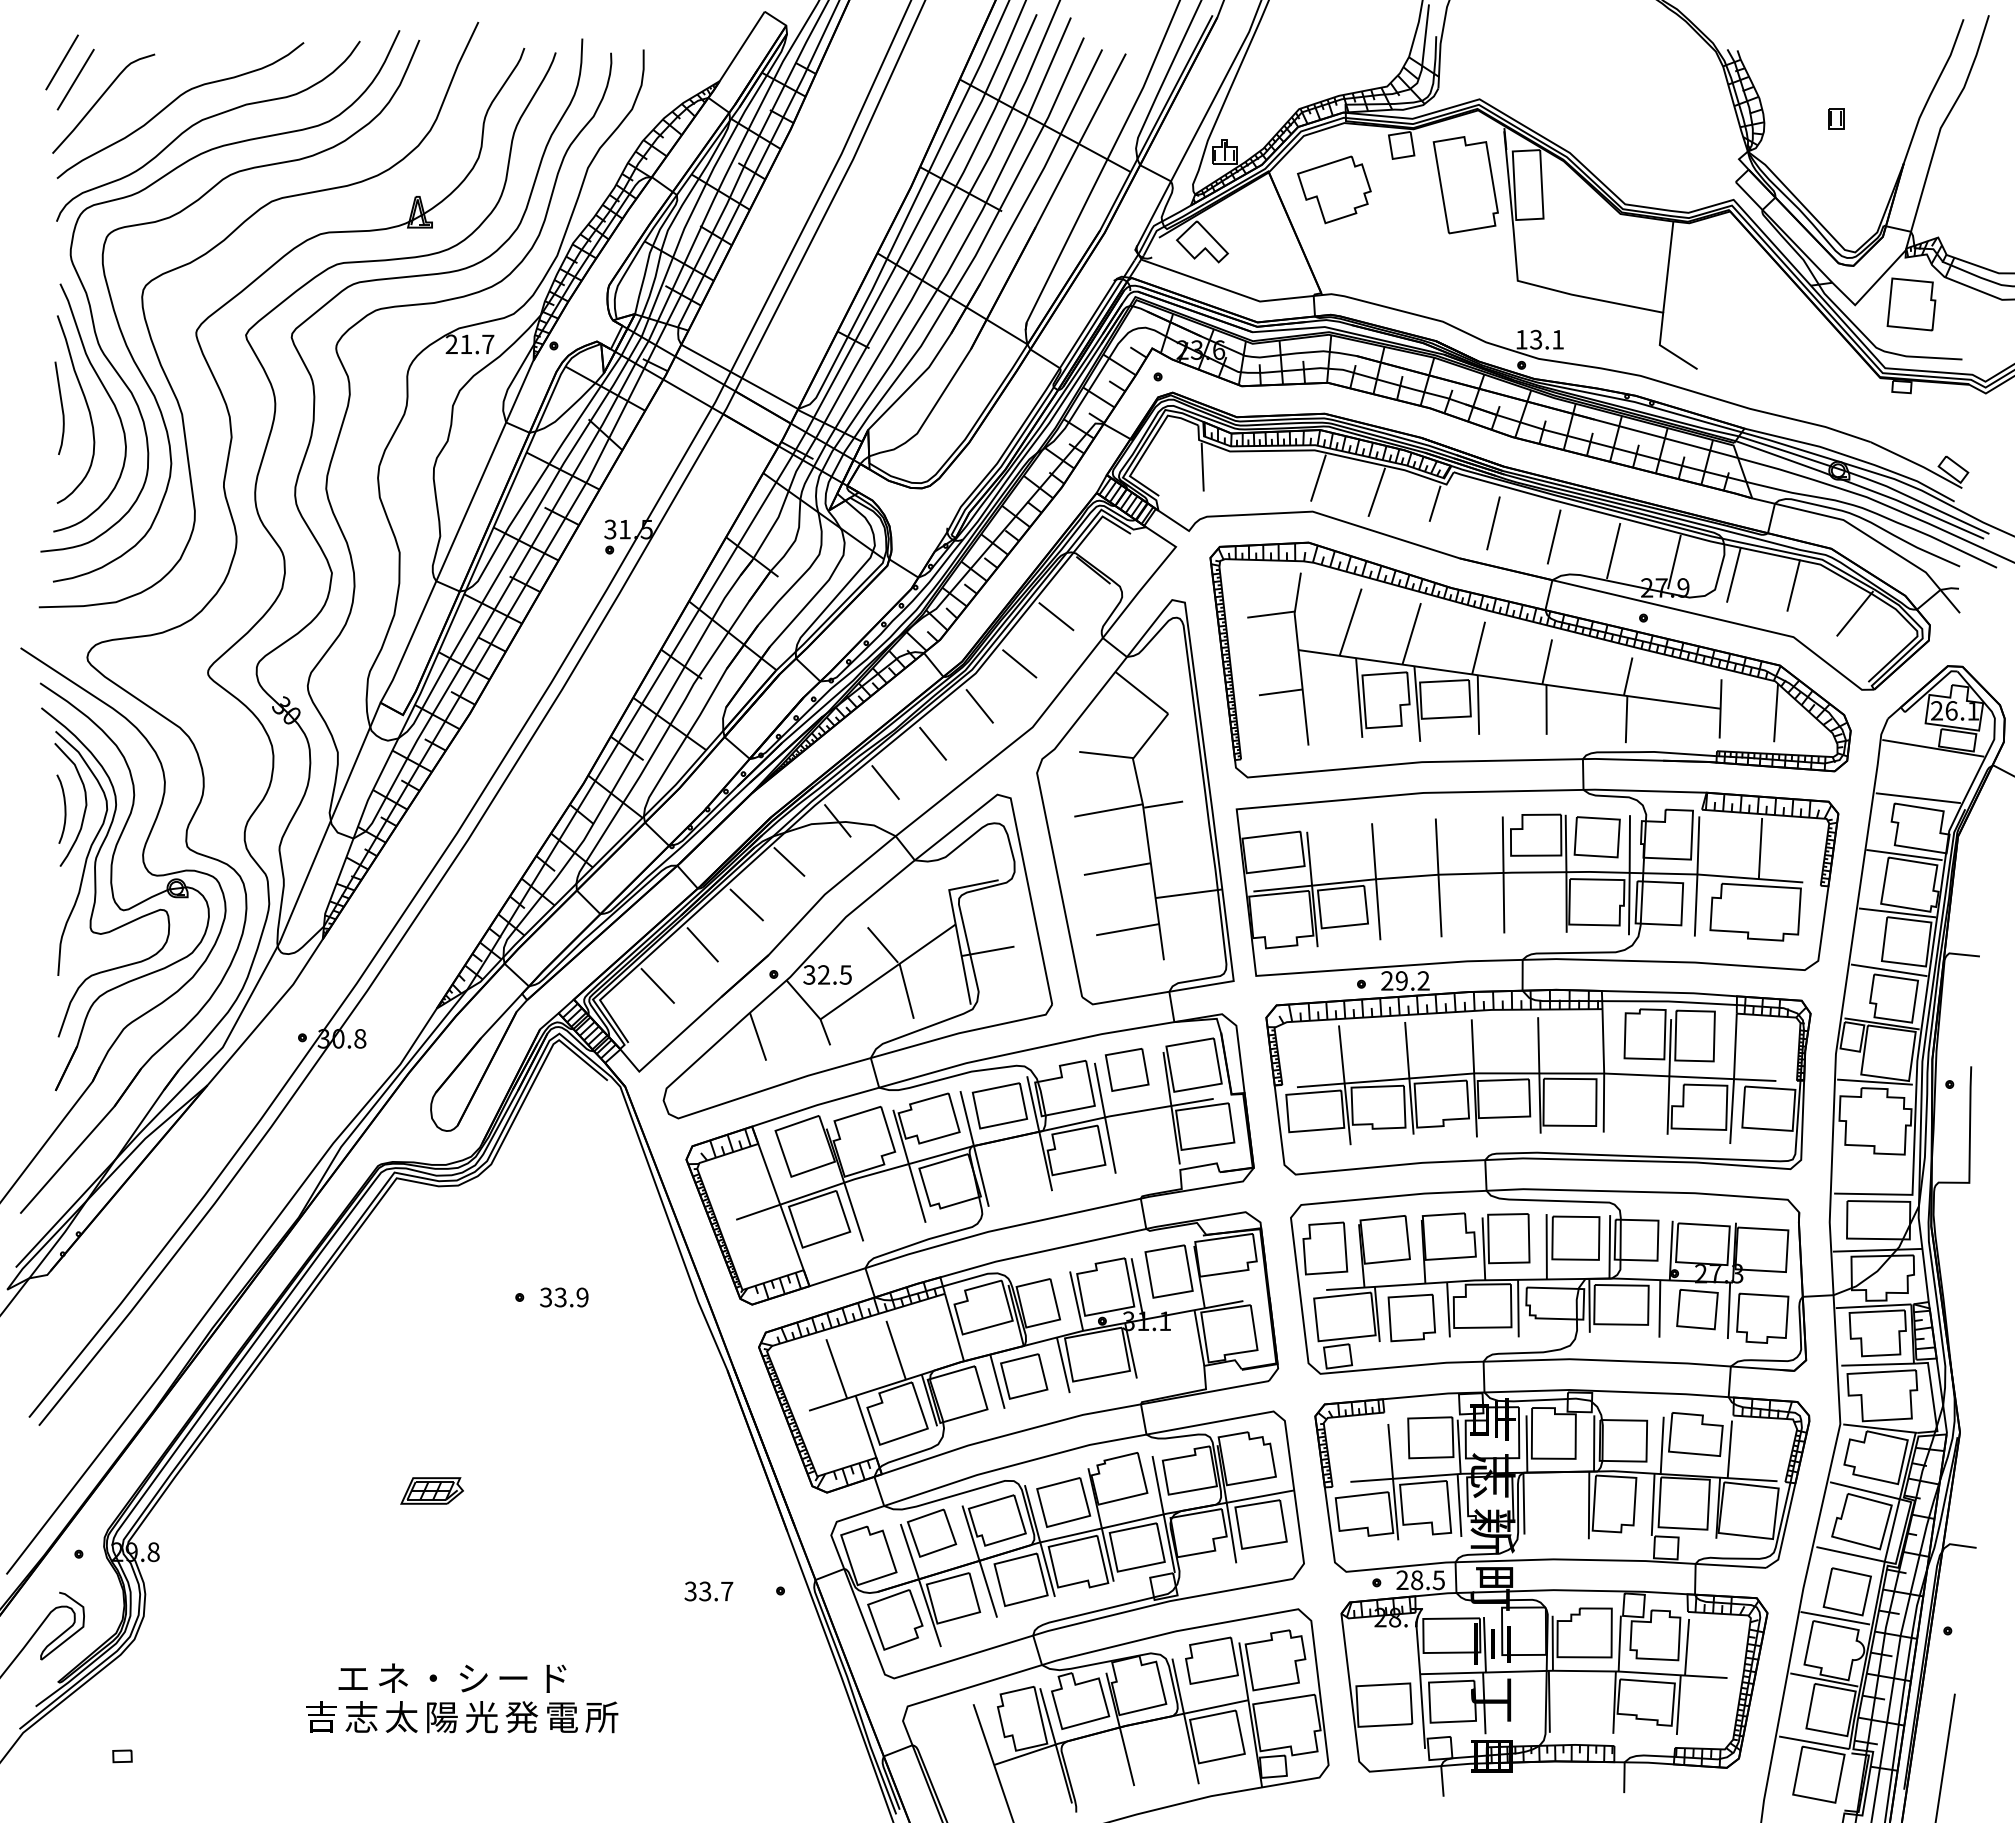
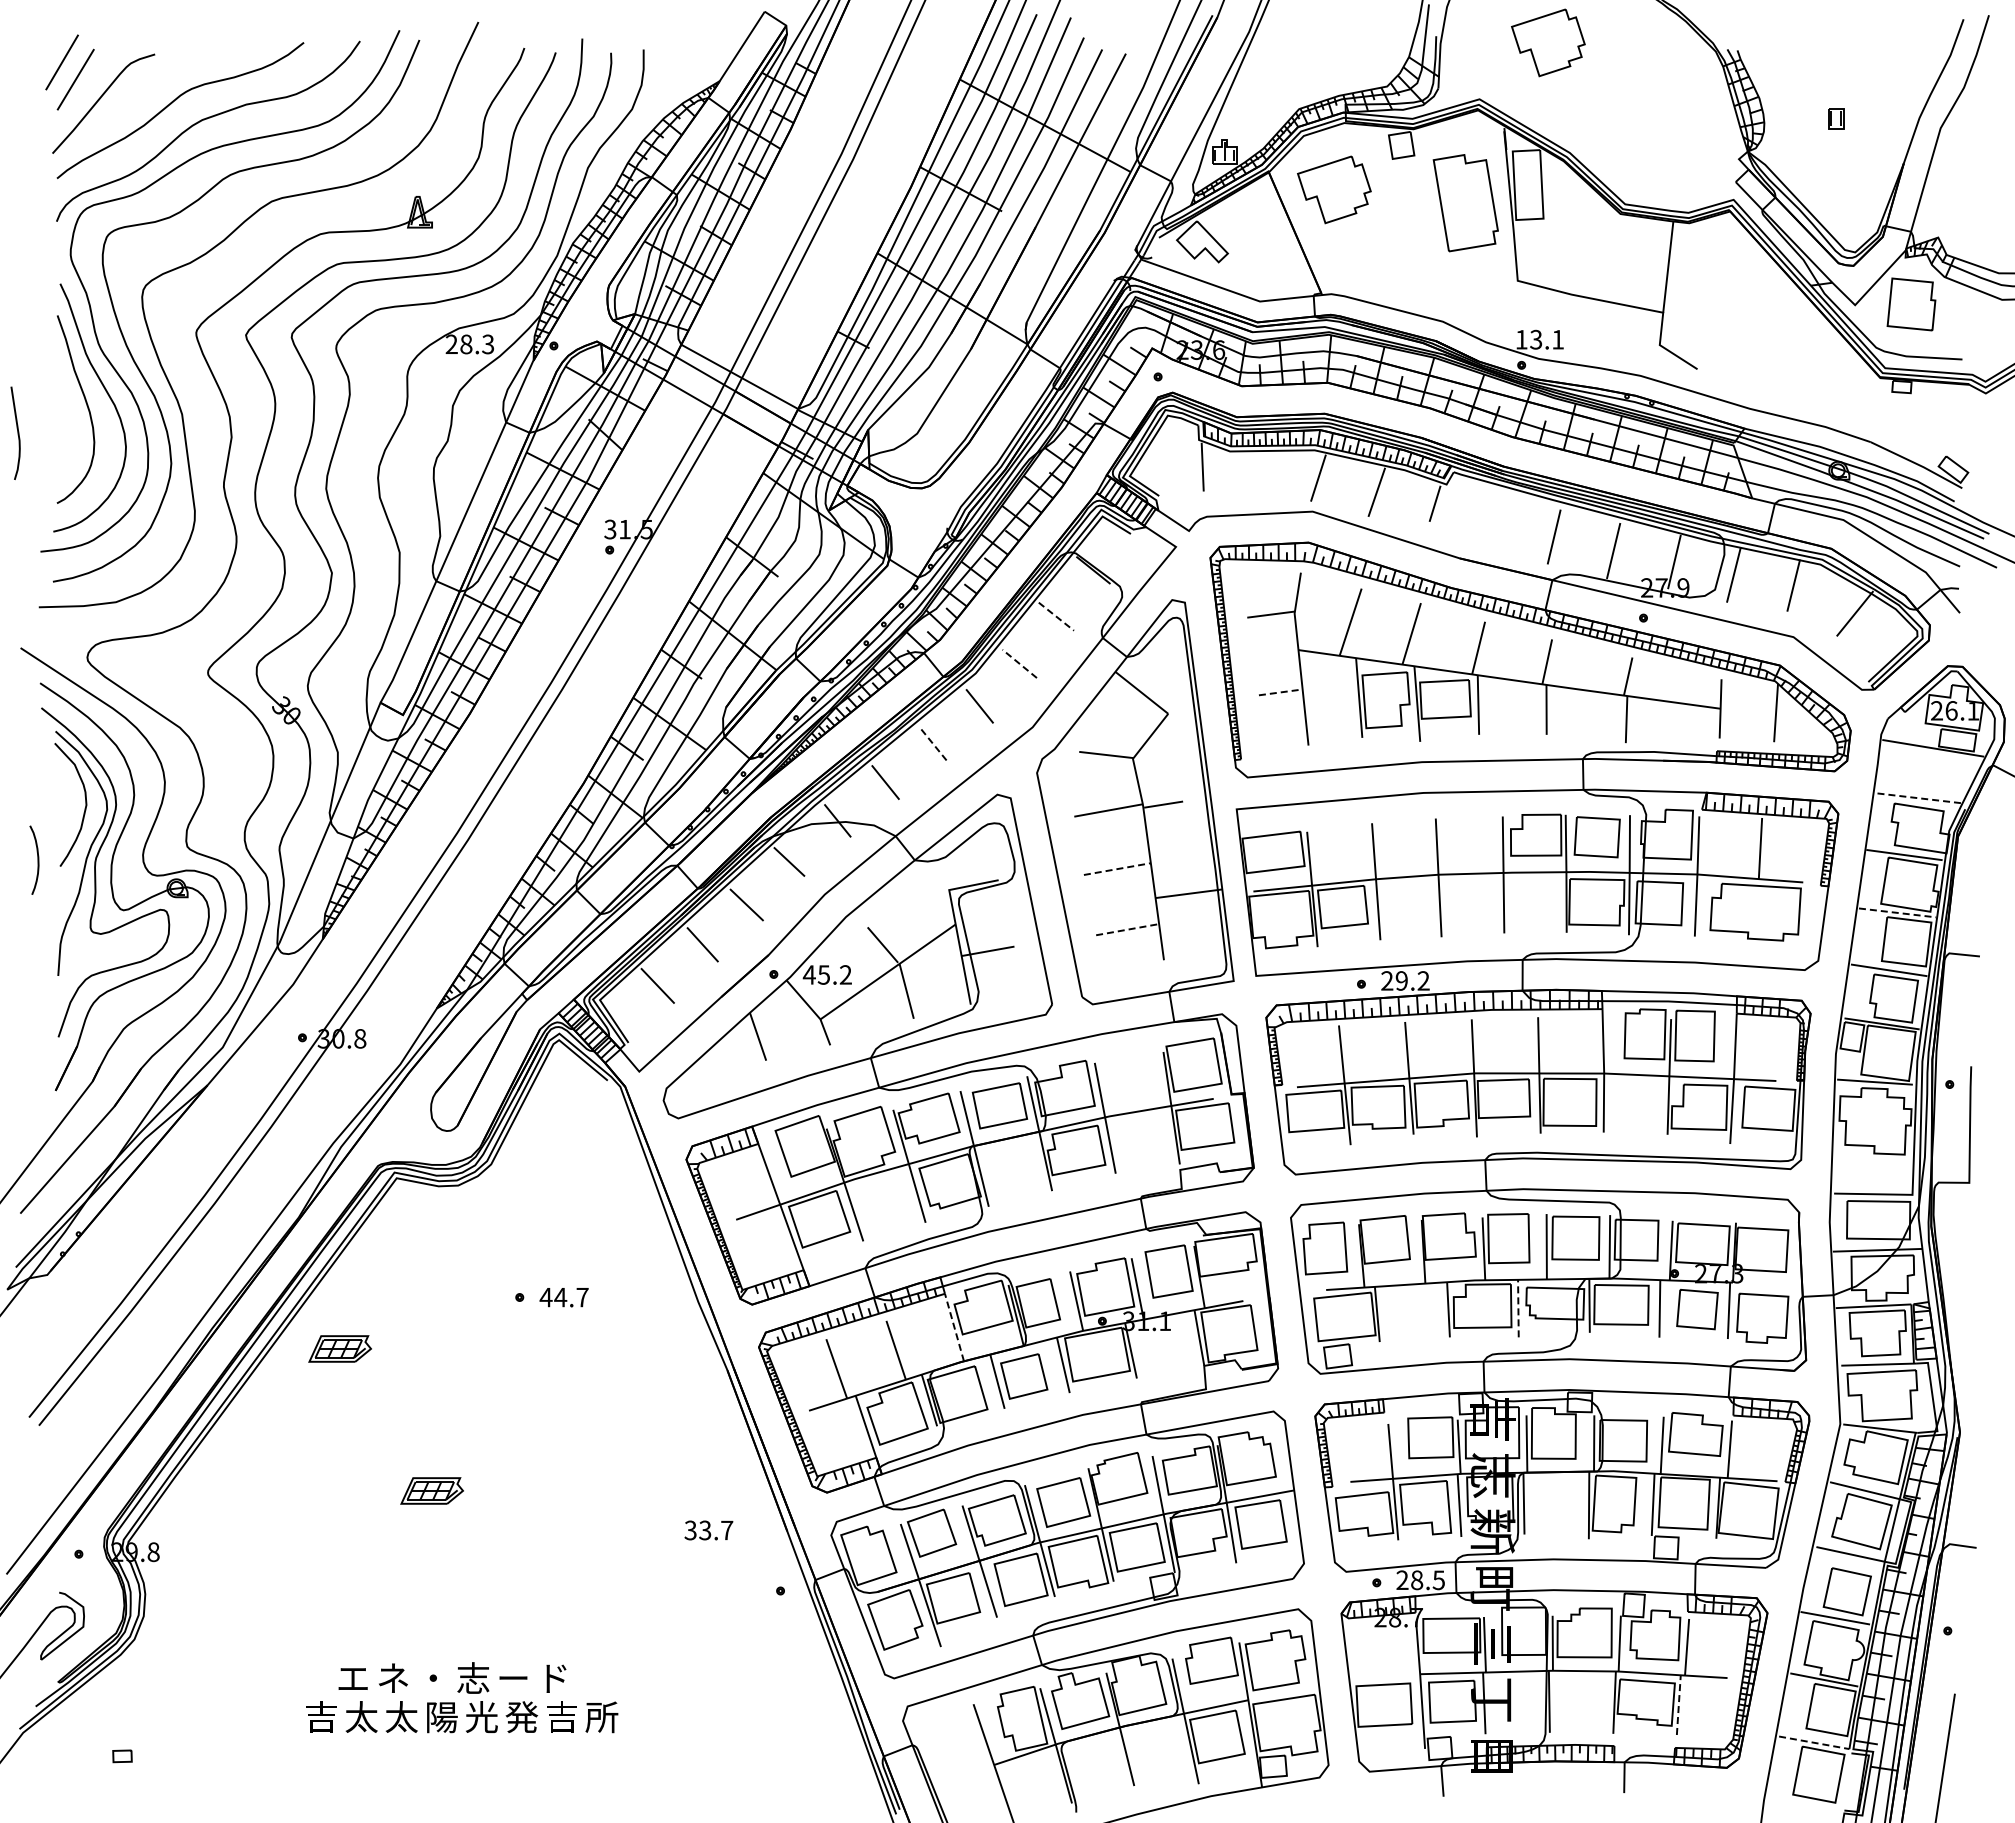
part: none -> present (1548, 42)
part position: (1465, 185) -> (1465, 203) (1465, 203)
text: 21.7 -> 28.3 (477, 344)
curve position: (61, 407) -> (17, 432) (17, 432)
line: present -> none (1493, 523)
line: solid -> dashed (1056, 616)
line: solid -> dashed (1019, 663)
line: solid -> dashed (1281, 692)
line: solid -> dashed (932, 743)
line: solid -> dashed (1918, 798)
curve position: (64, 808) -> (37, 859) (37, 859)
line: solid -> dashed (1117, 869)
line: solid -> dashed (1897, 912)
line: solid -> dashed (1127, 929)
text: 32.5 -> 45.2 (826, 974)
part: present -> none (1126, 1069)
text: 33.9 -> 44.7 (563, 1297)
line: solid -> dashed (1518, 1308)
part: present -> none (1411, 1317)
line: solid -> dashed (954, 1327)
part: none -> present (339, 1348)
text position: (708, 1591) -> (708, 1530) (708, 1530)
text: シ -> 志 (473, 1677)
line: solid -> dashed (1678, 1705)
text: 志 -> 太 (361, 1716)
text: 電 -> 吉 (562, 1716)
line: solid -> dashed (1814, 1742)
